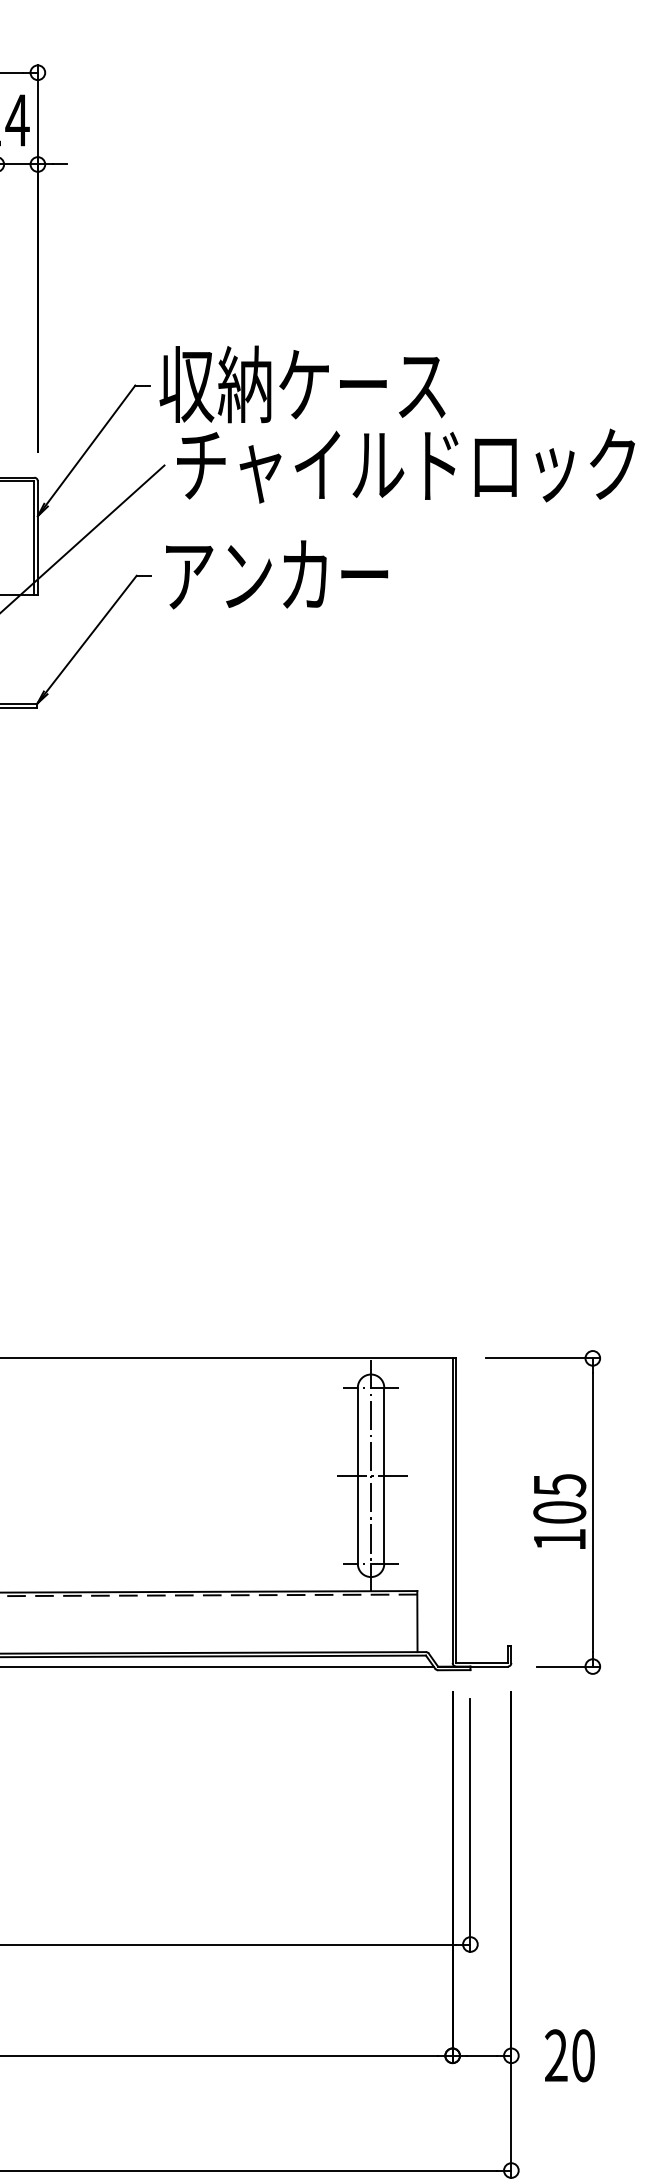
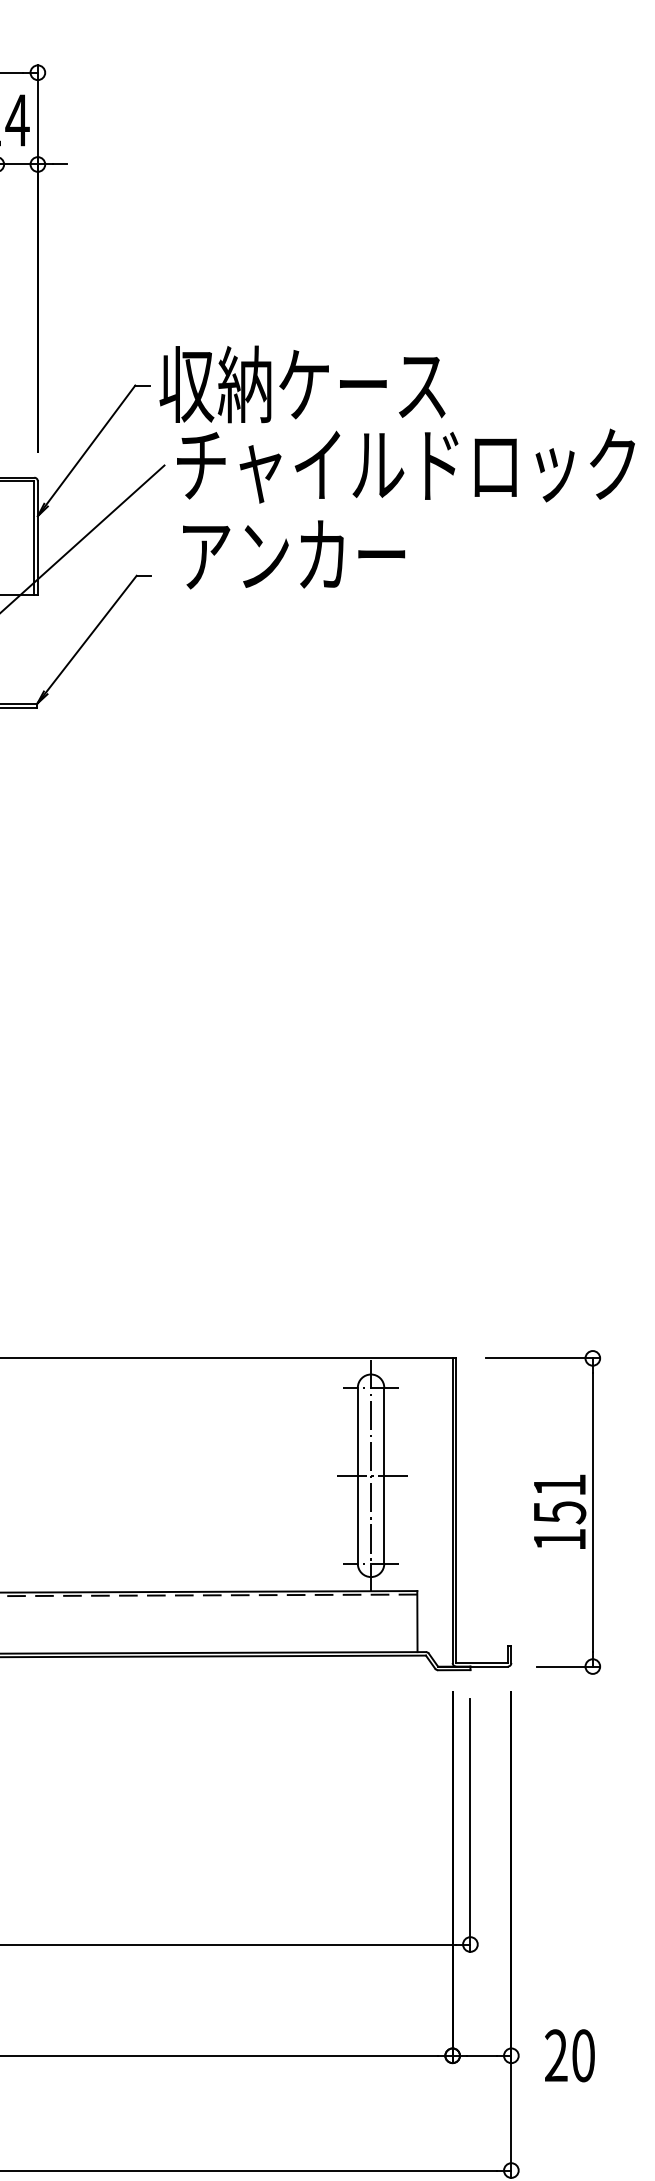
text position: (277, 574) -> (294, 554) (294, 554)
text: 105 -> 151 (559, 1499)
line: present -> none (217, 1666)
